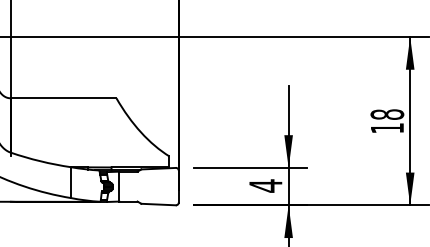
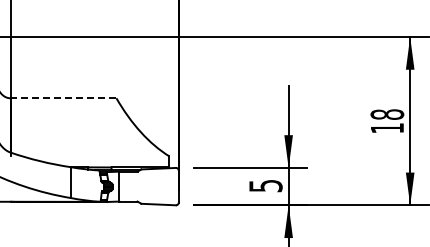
line: solid -> dashed (63, 98)
text: 4 -> 5 (265, 185)
